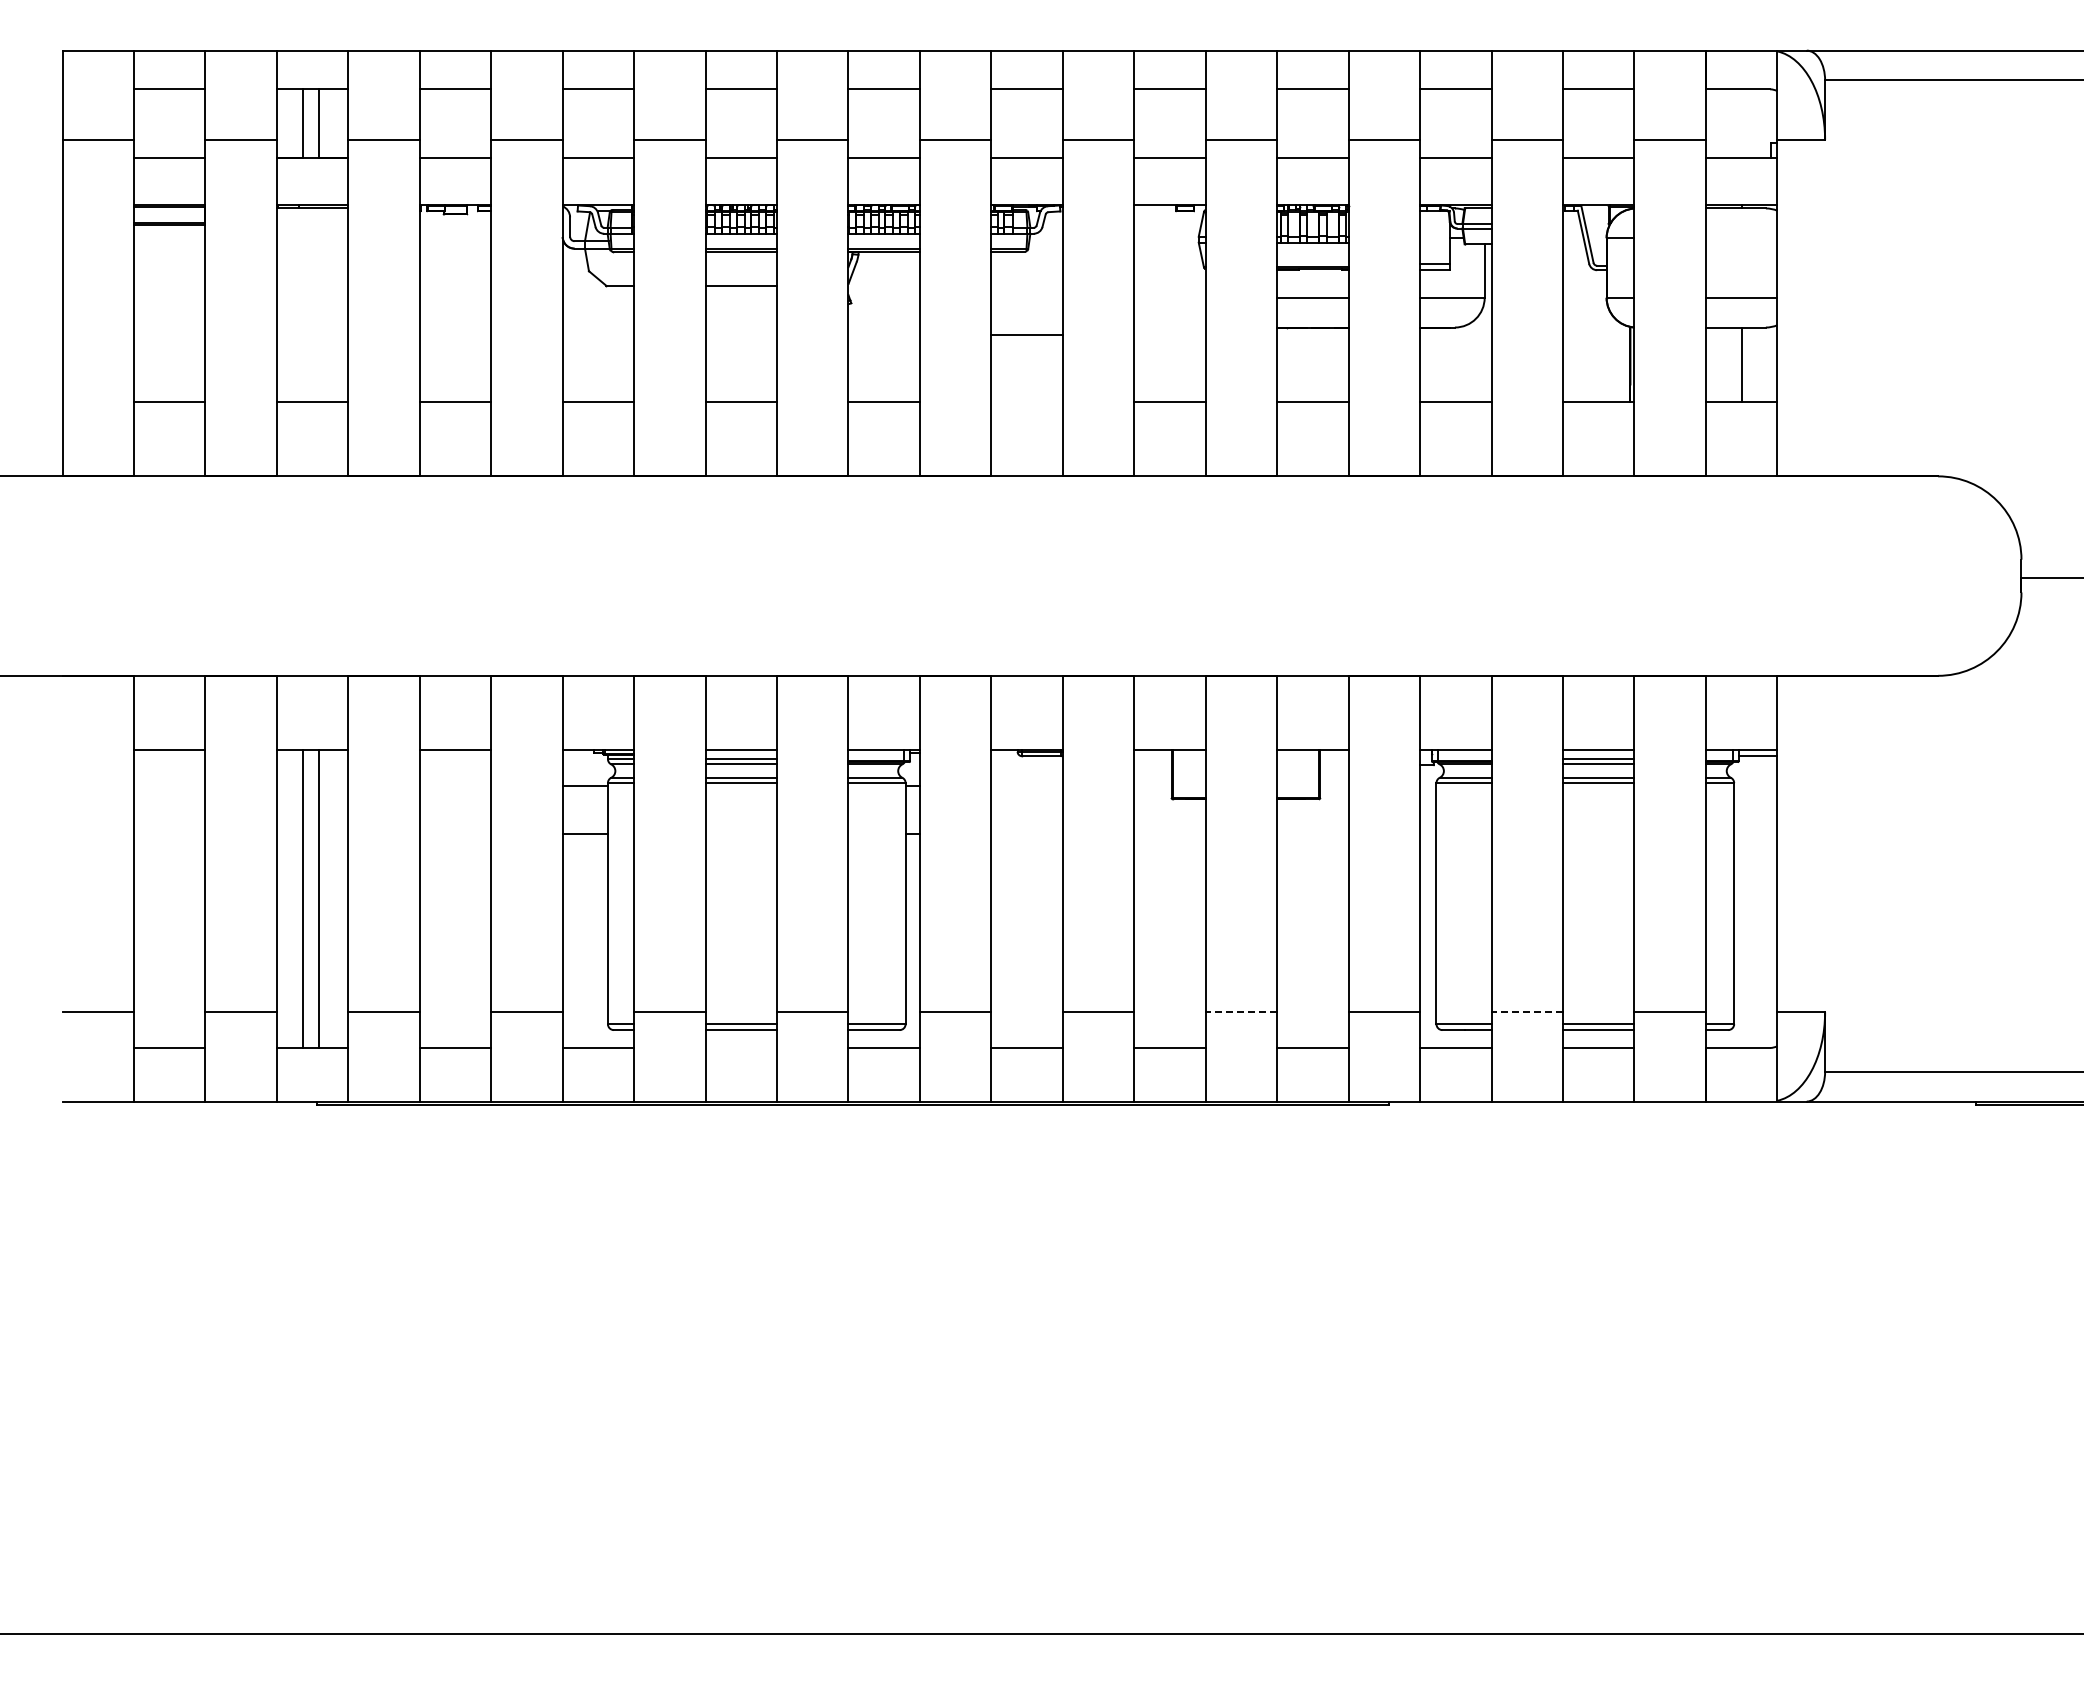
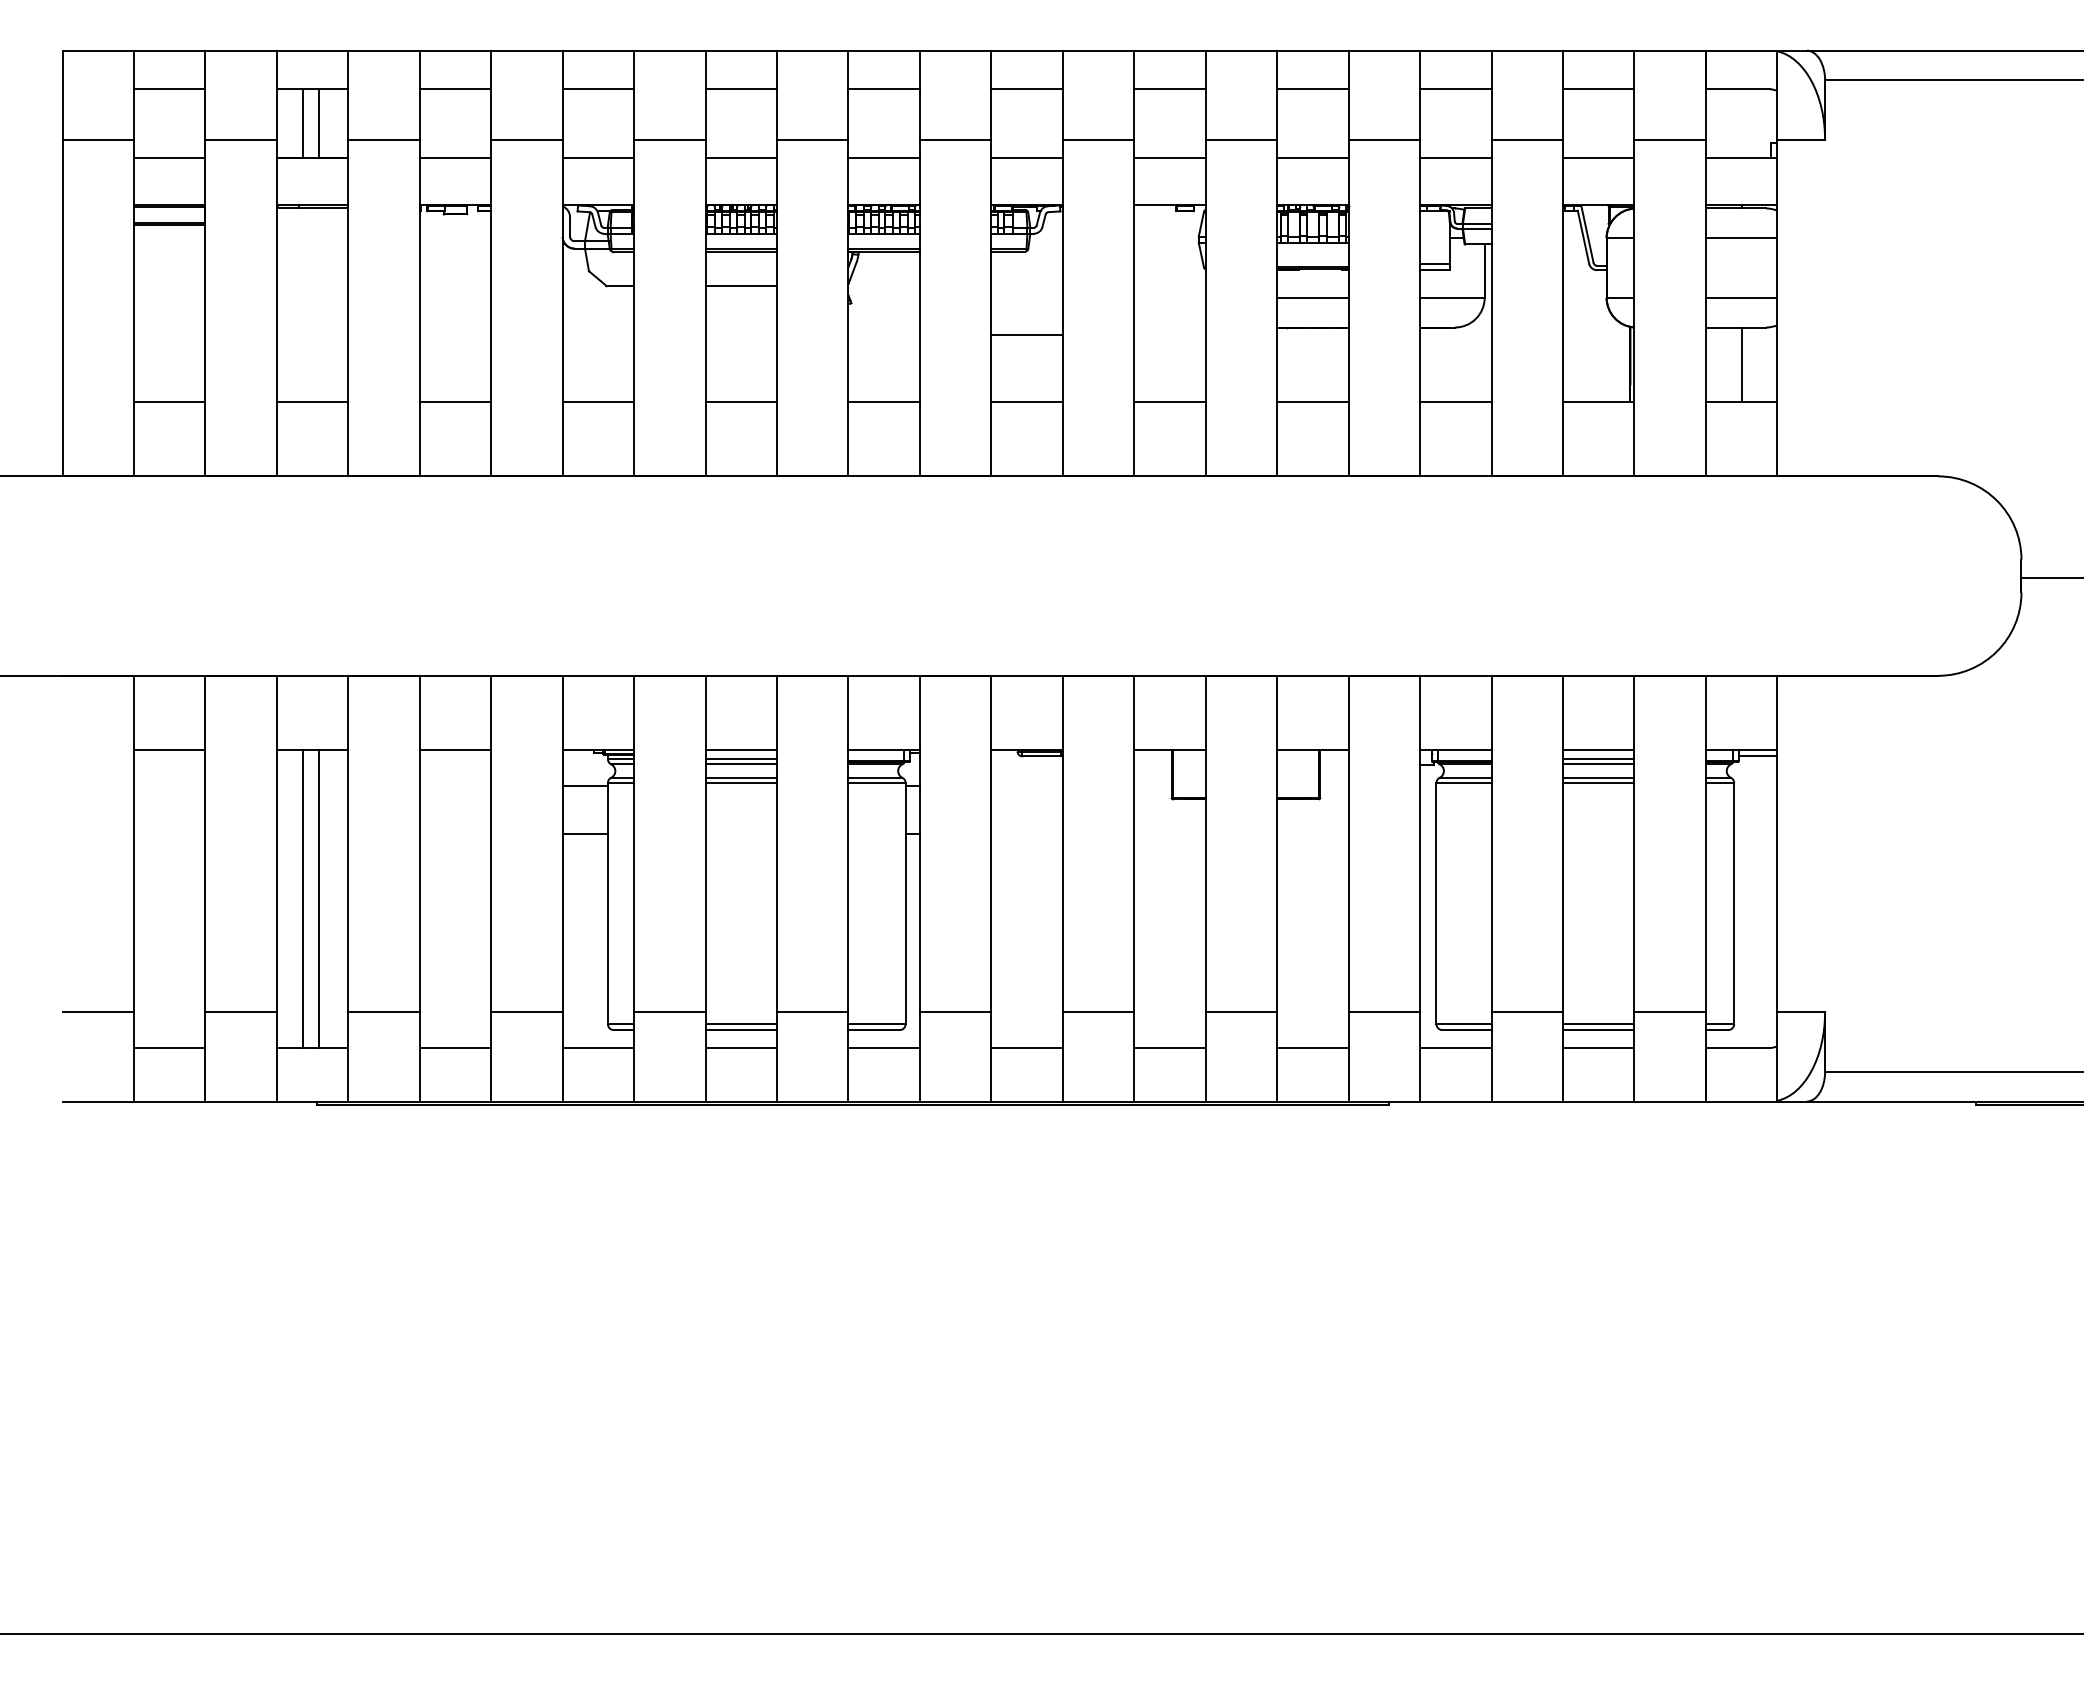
line: none -> present (1741, 238)
line: none -> present (1026, 401)
line: dashed -> solid (1241, 1012)
line: dashed -> solid (1527, 1012)
line: none -> present (741, 1047)
